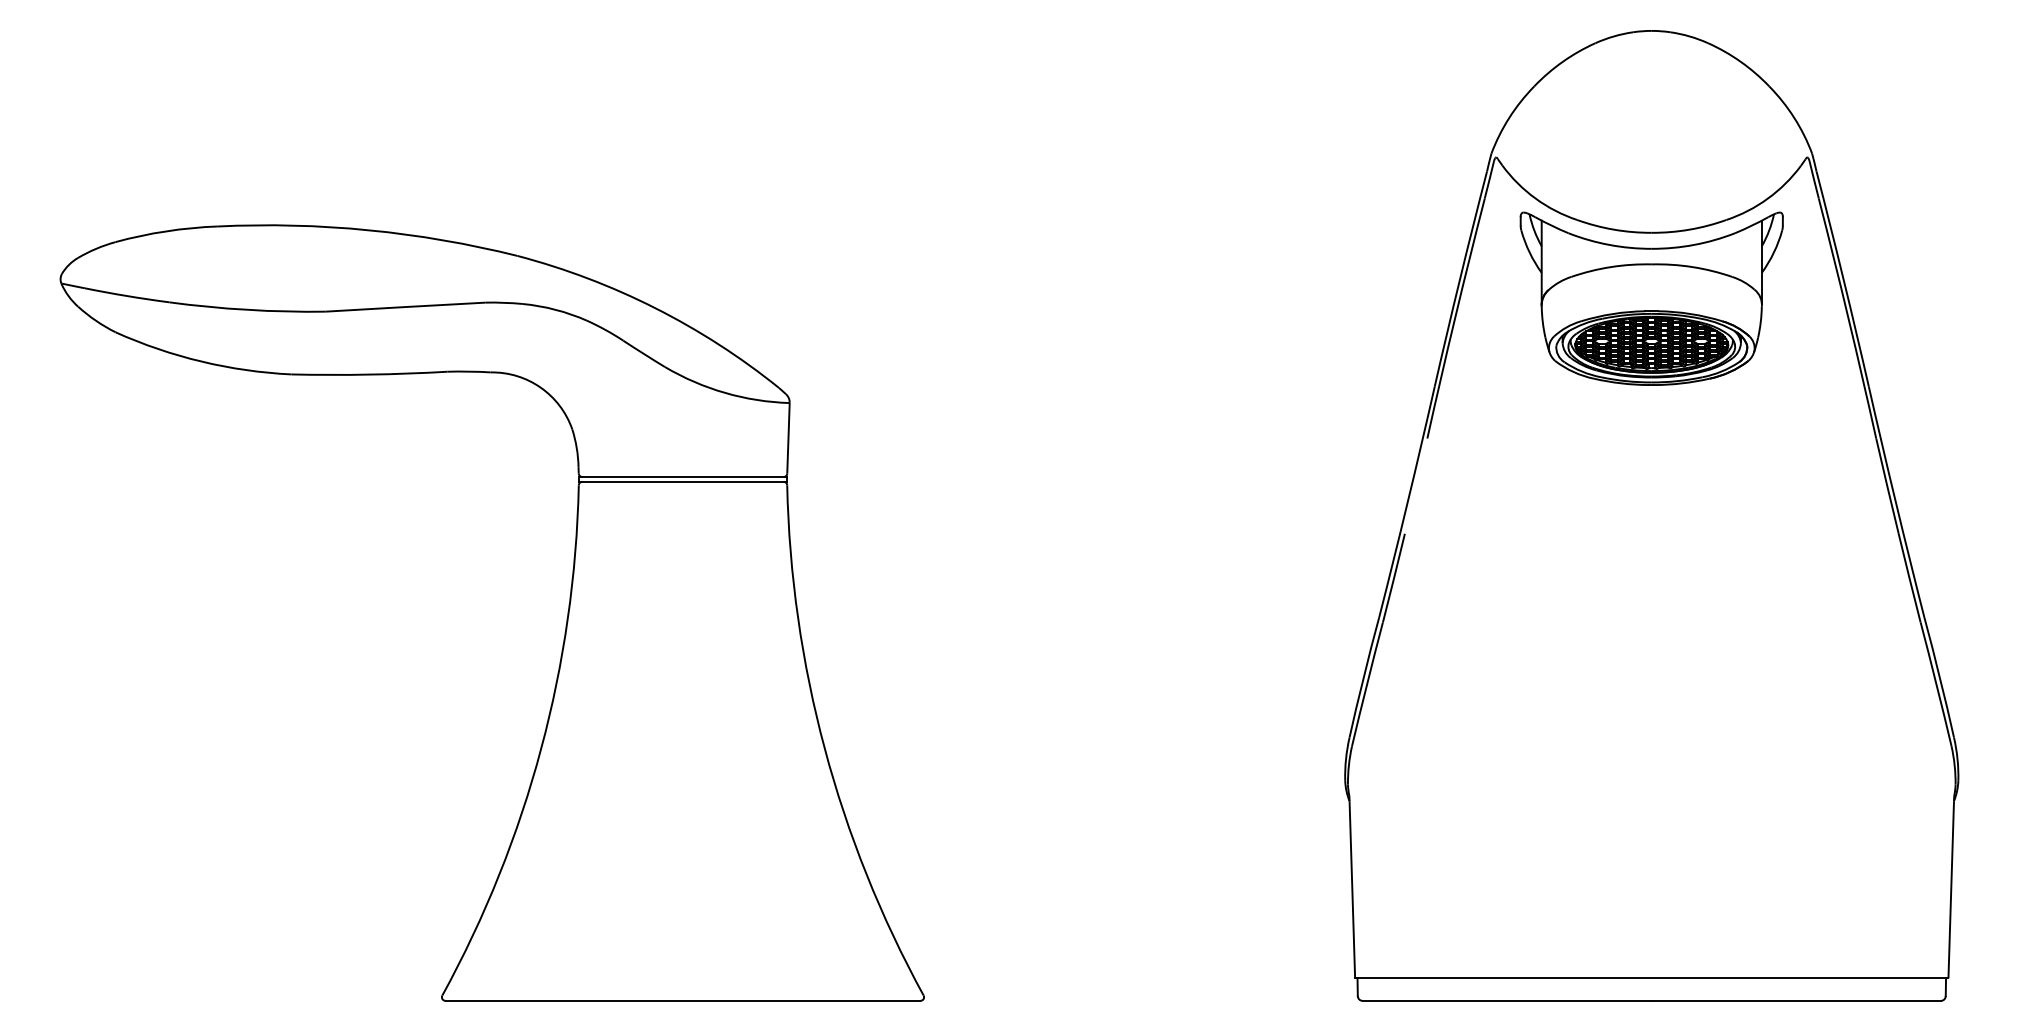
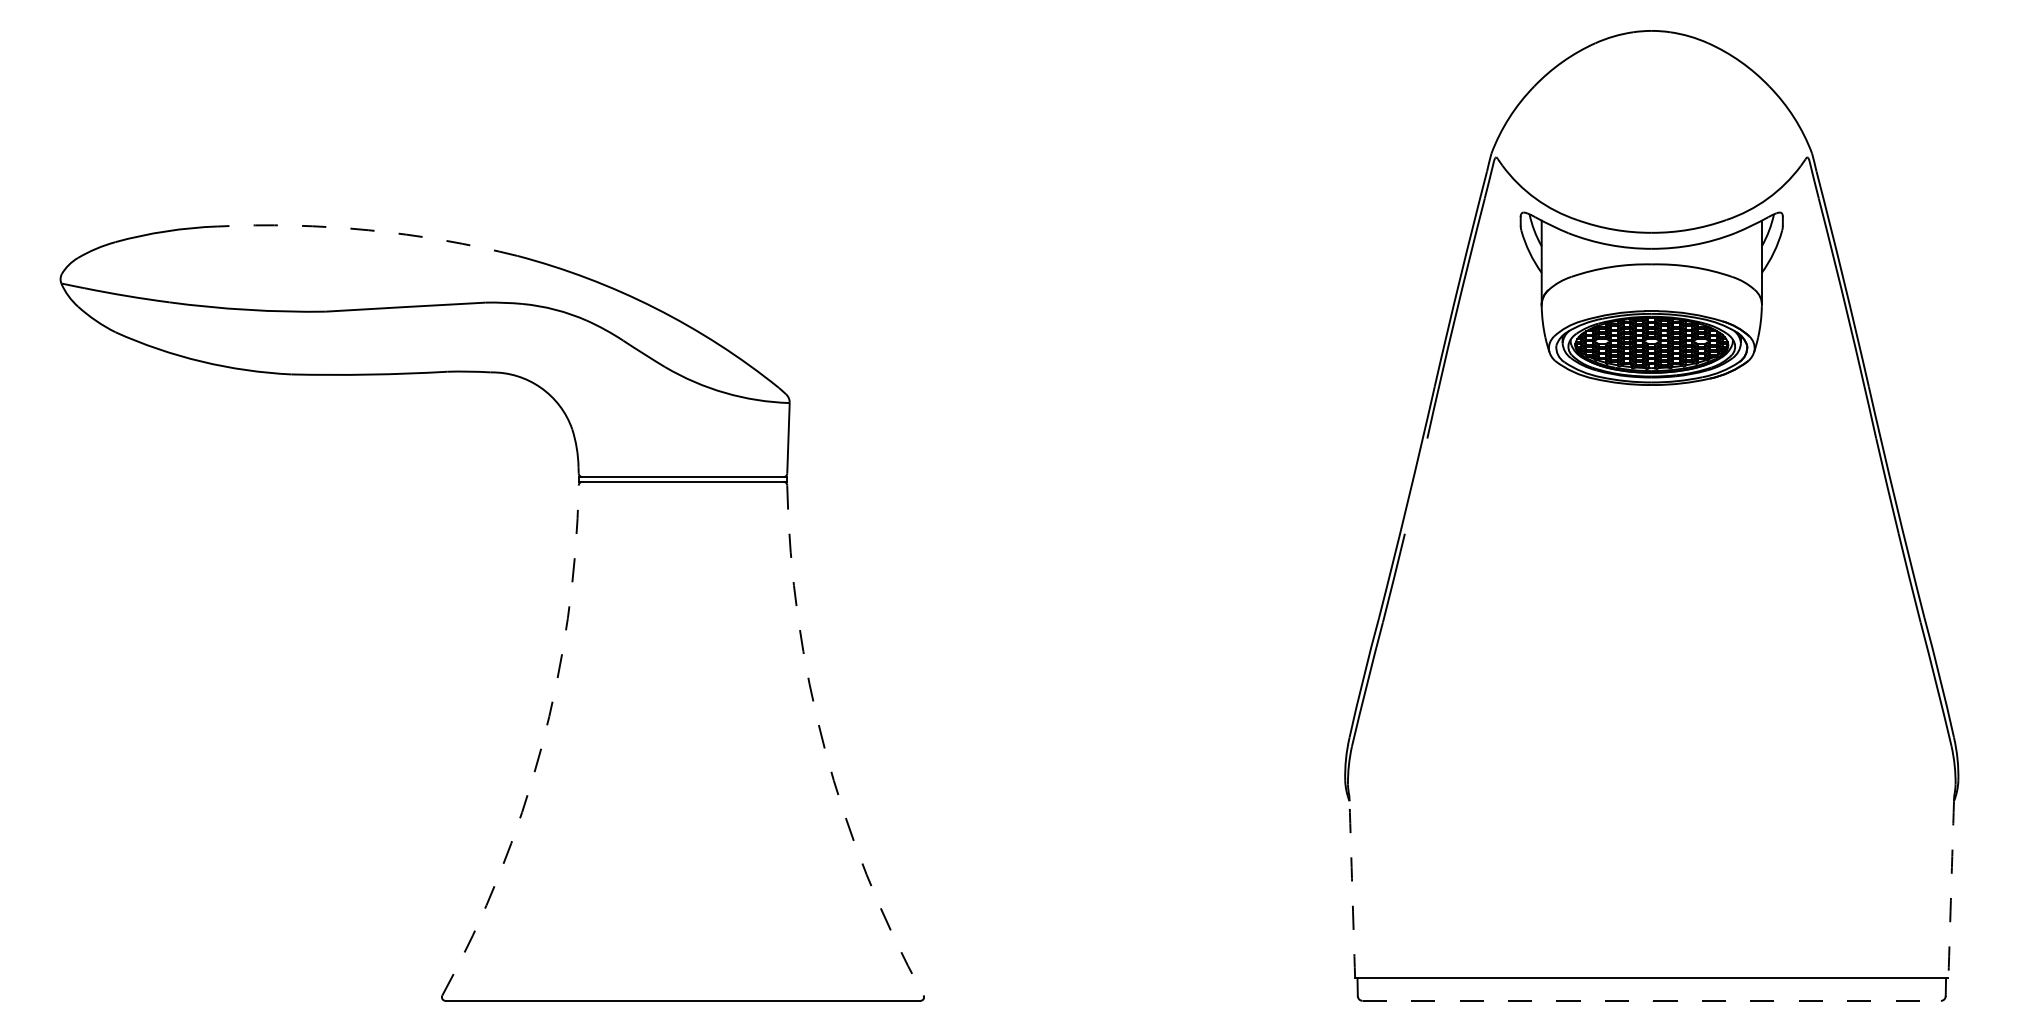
arc: solid -> dashed (368, 230)
arc: solid -> dashed (541, 748)
arc: solid -> dashed (824, 748)
arc: solid -> dashed (1352, 889)
arc: solid -> dashed (1951, 889)
line: solid -> dashed (1652, 1000)
